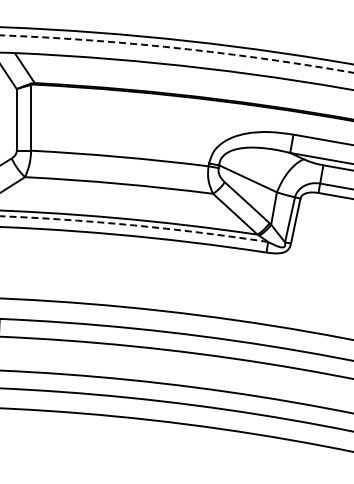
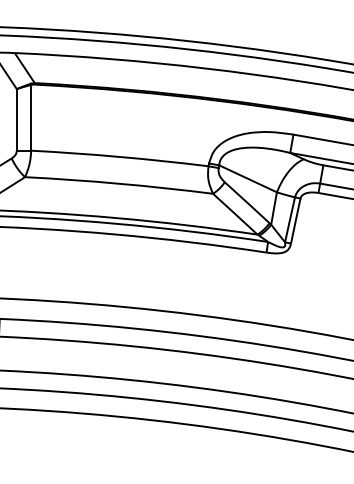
arc: dashed -> solid (177, 48)
arc: dashed -> solid (134, 225)
